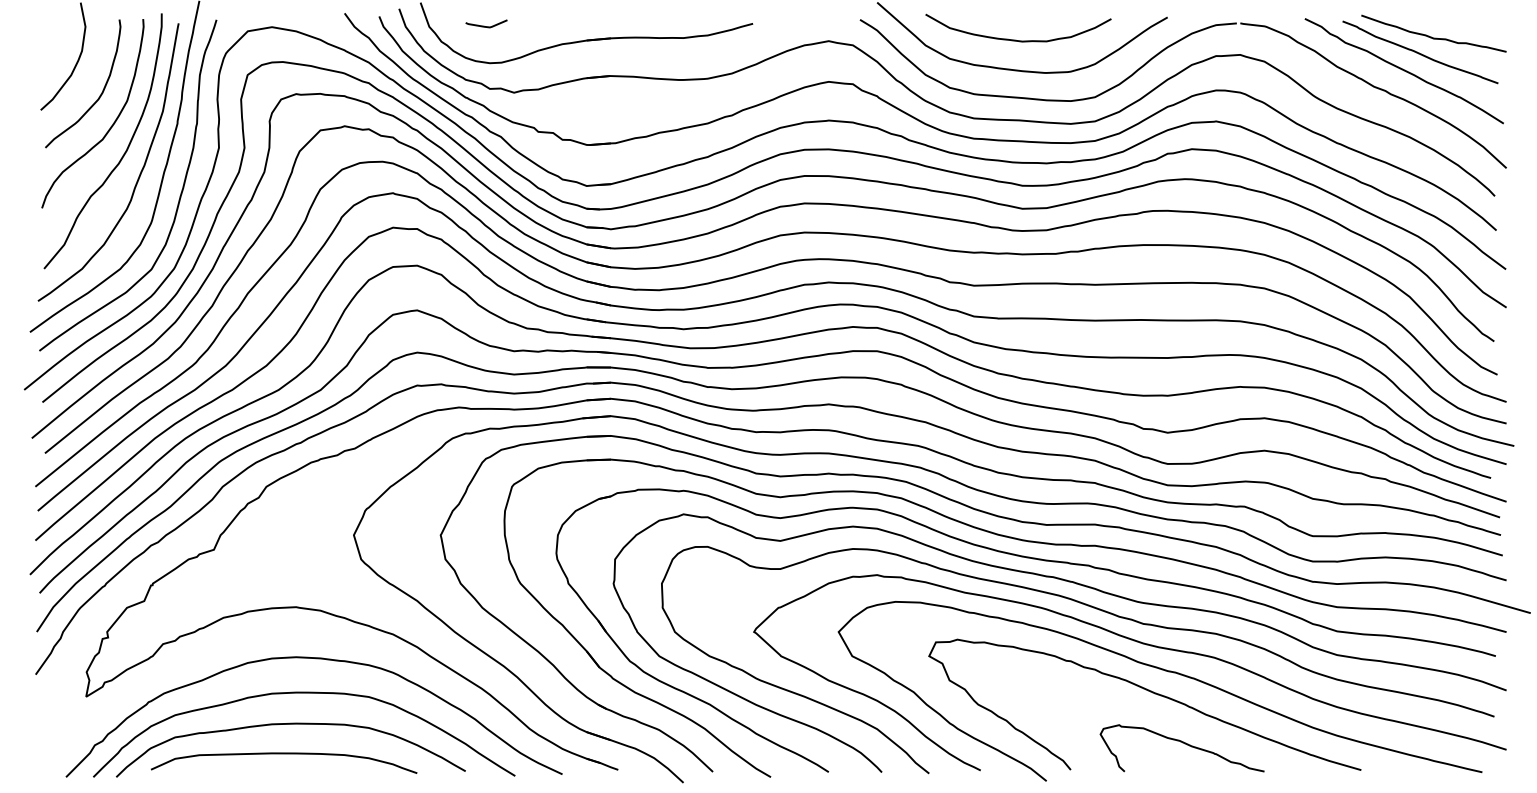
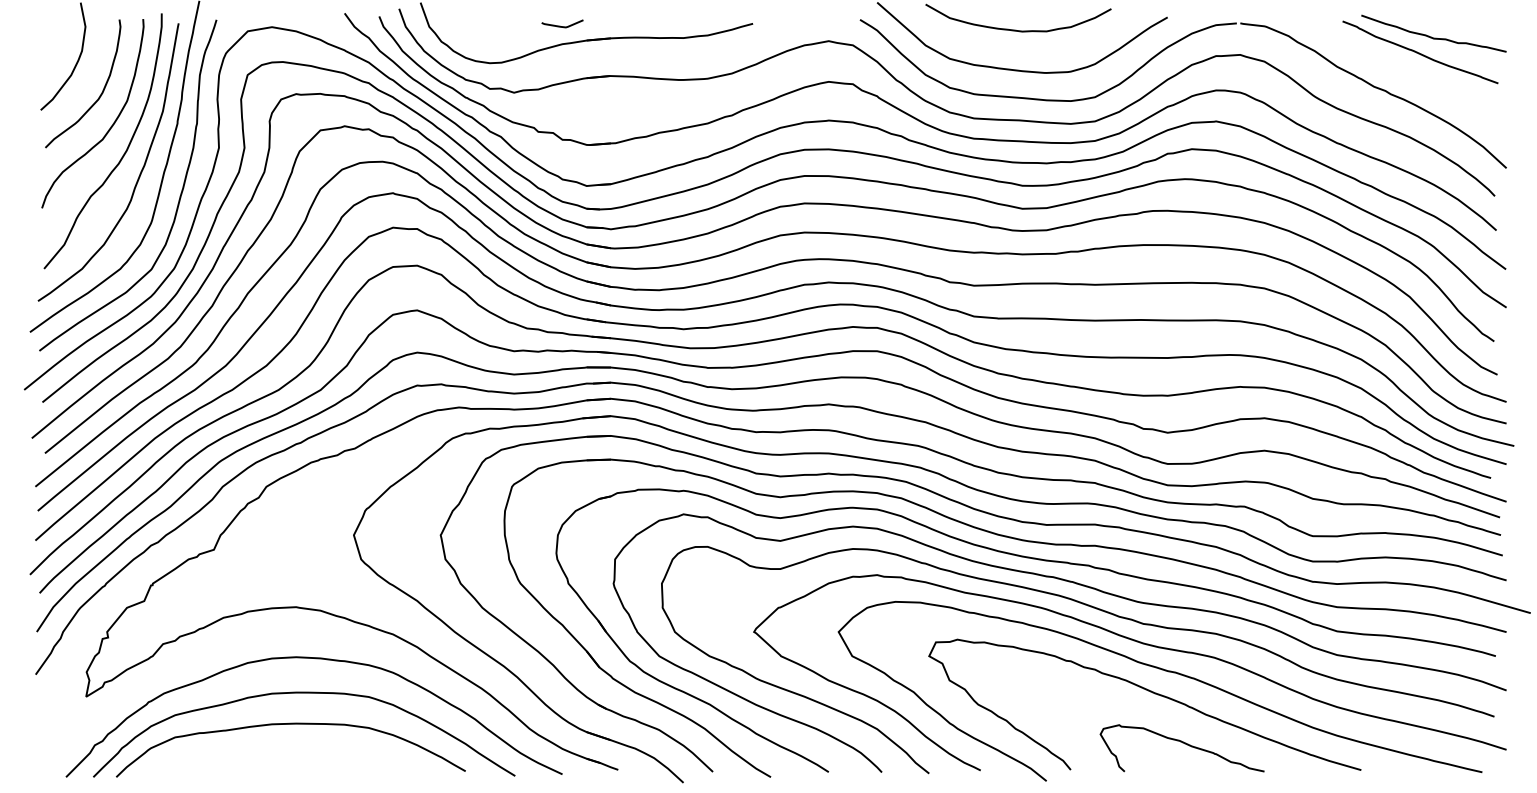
curve position: (484, 25) -> (560, 25) (560, 25)
curve position: (1016, 39) -> (1016, 29) (1016, 29)
curve: present -> none (1403, 70)
curve: present -> none (284, 754)
